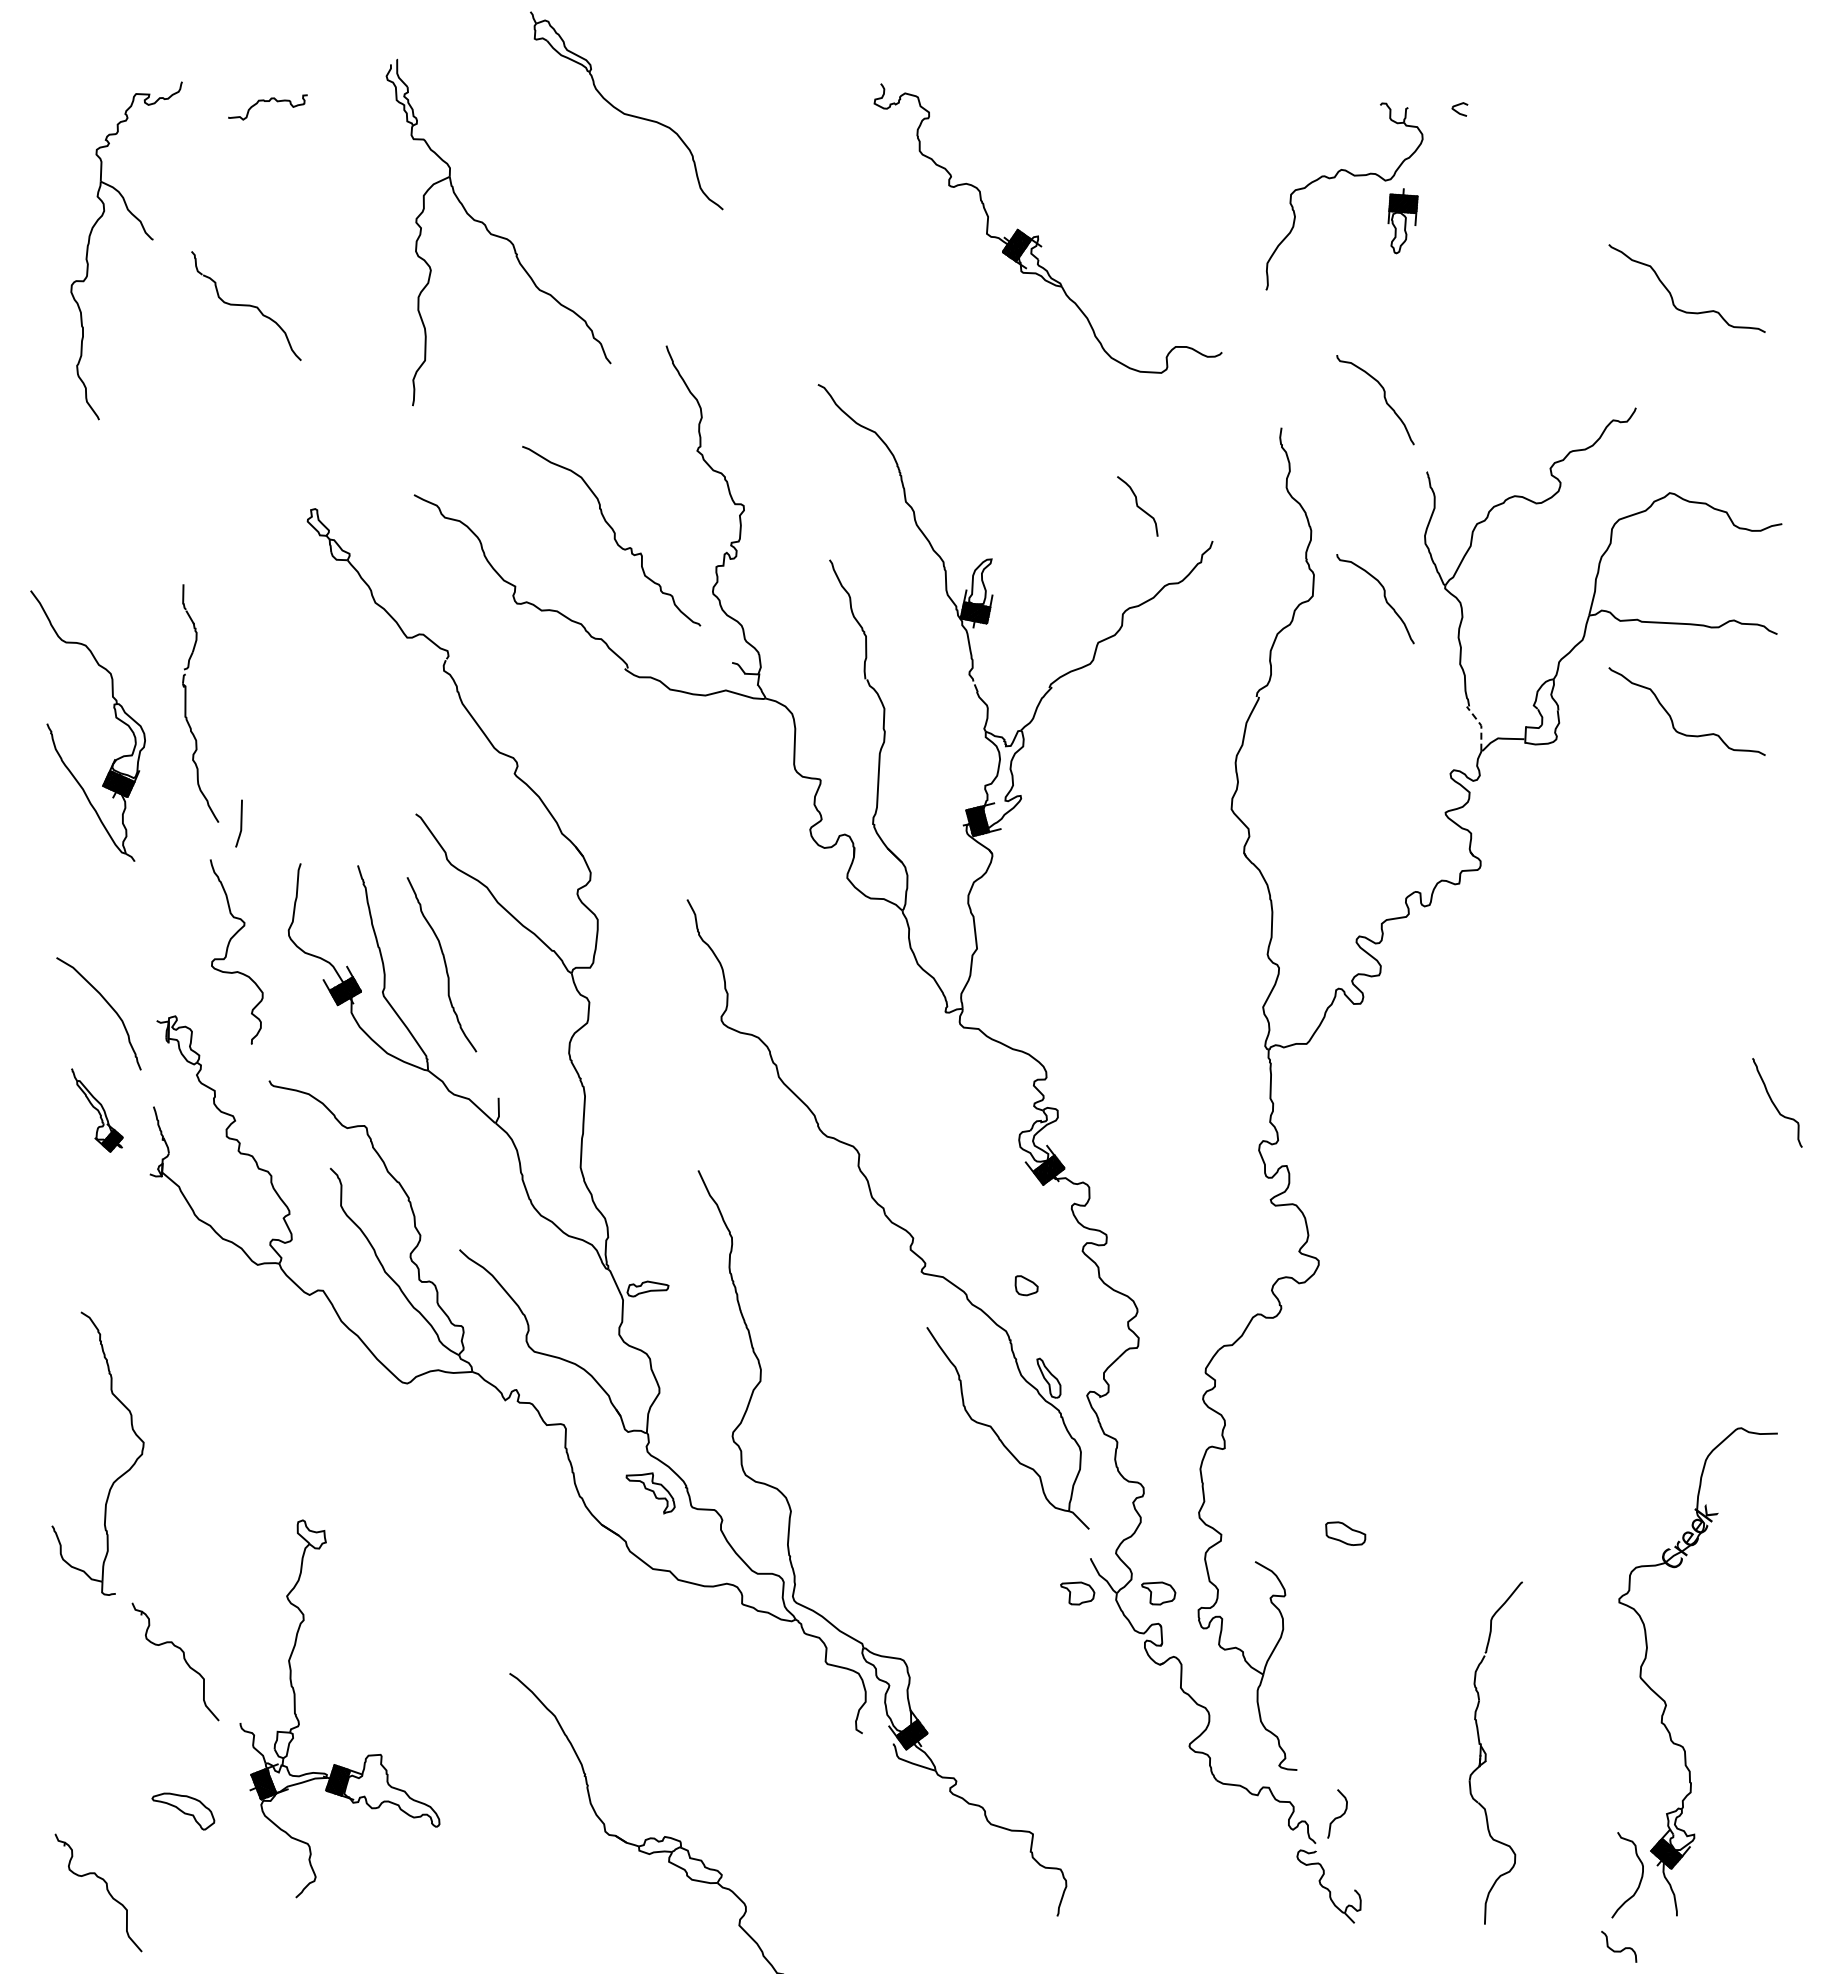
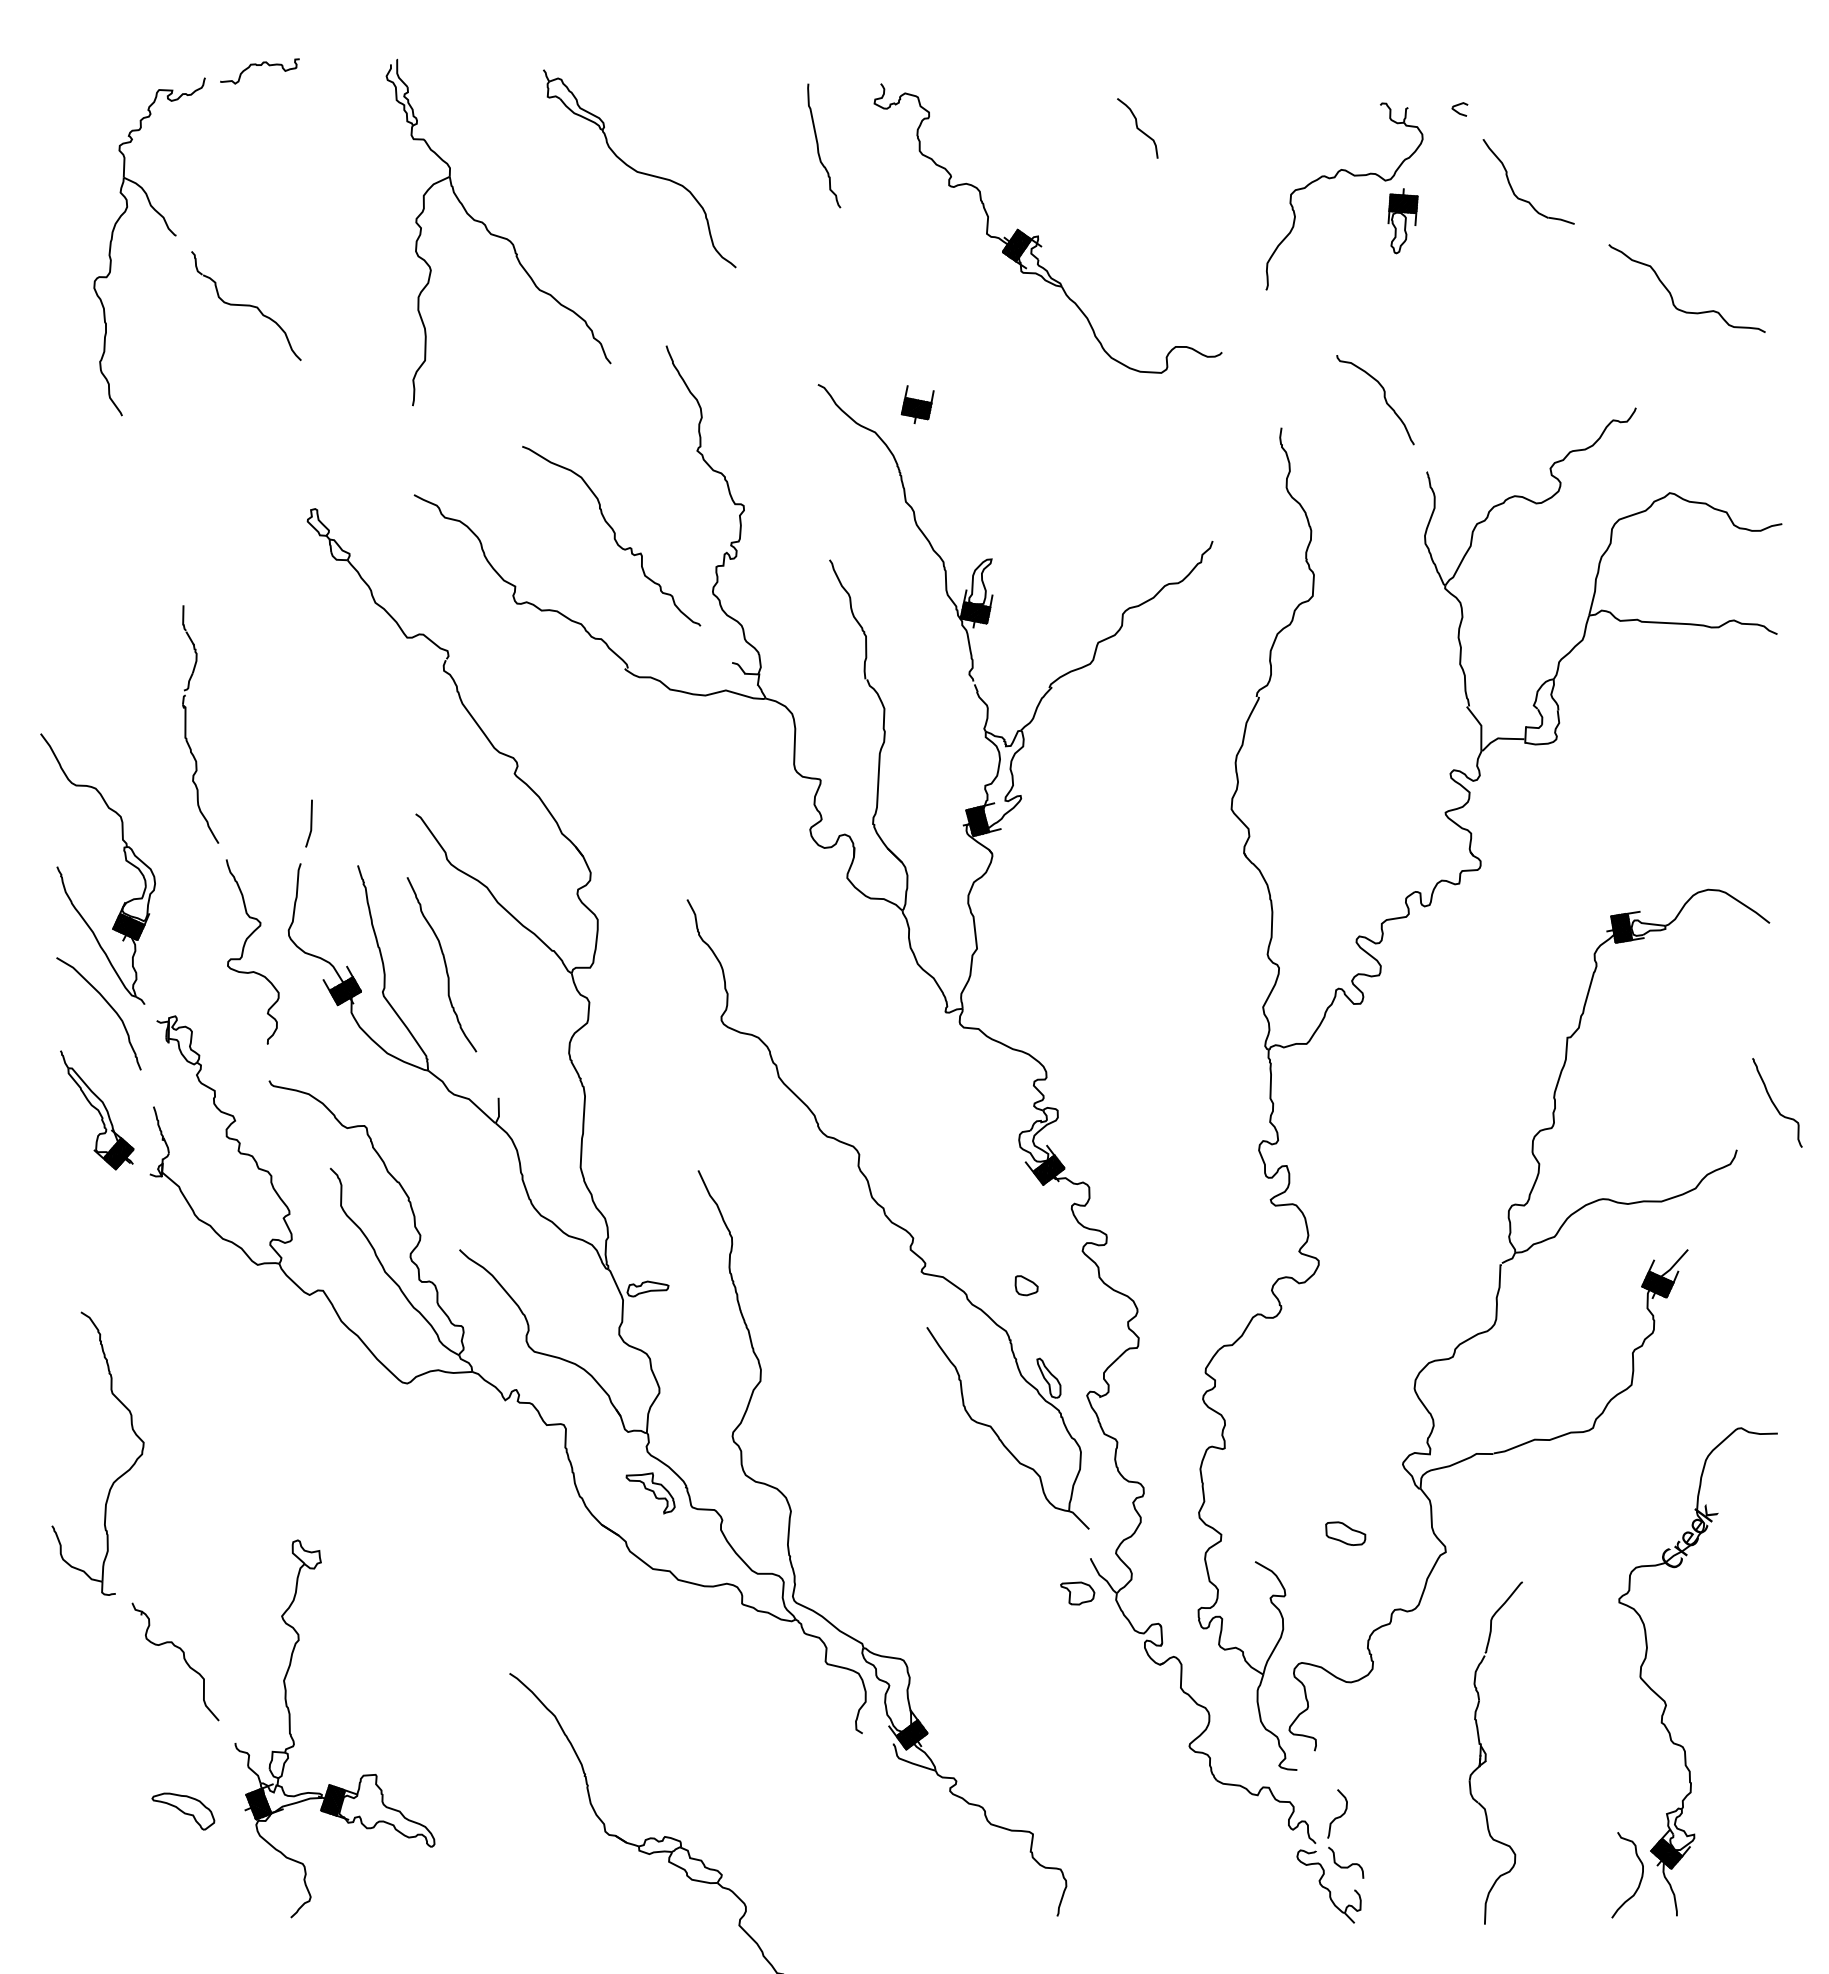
curve position: (267, 101) -> (259, 65) (259, 65)
part position: (626, 110) -> (639, 168) (639, 168)
curve: none -> present (818, 145)
part: none -> present (1513, 189)
part position: (147, 236) -> (170, 232) (170, 232)
part: none -> present (917, 404)
curve position: (1137, 506) -> (1137, 128) (1137, 128)
curve: present -> none (1383, 596)
part position: (186, 703) -> (186, 724) (186, 724)
curve: present -> none (1671, 716)
part position: (115, 718) -> (125, 861) (125, 861)
line: dashed -> solid (1481, 725)
curve position: (240, 823) -> (310, 823) (310, 823)
curve position: (228, 949) -> (244, 949) (244, 949)
part size: 53x85 px -> 75x121 px (97, 1110)
part: none -> present (1497, 1319)
part: present -> none (1158, 1593)
part position: (299, 1720) -> (294, 1740) (294, 1740)
part: present -> none (106, 1890)
curve position: (1621, 1949) -> (1348, 1865) (1348, 1865)
